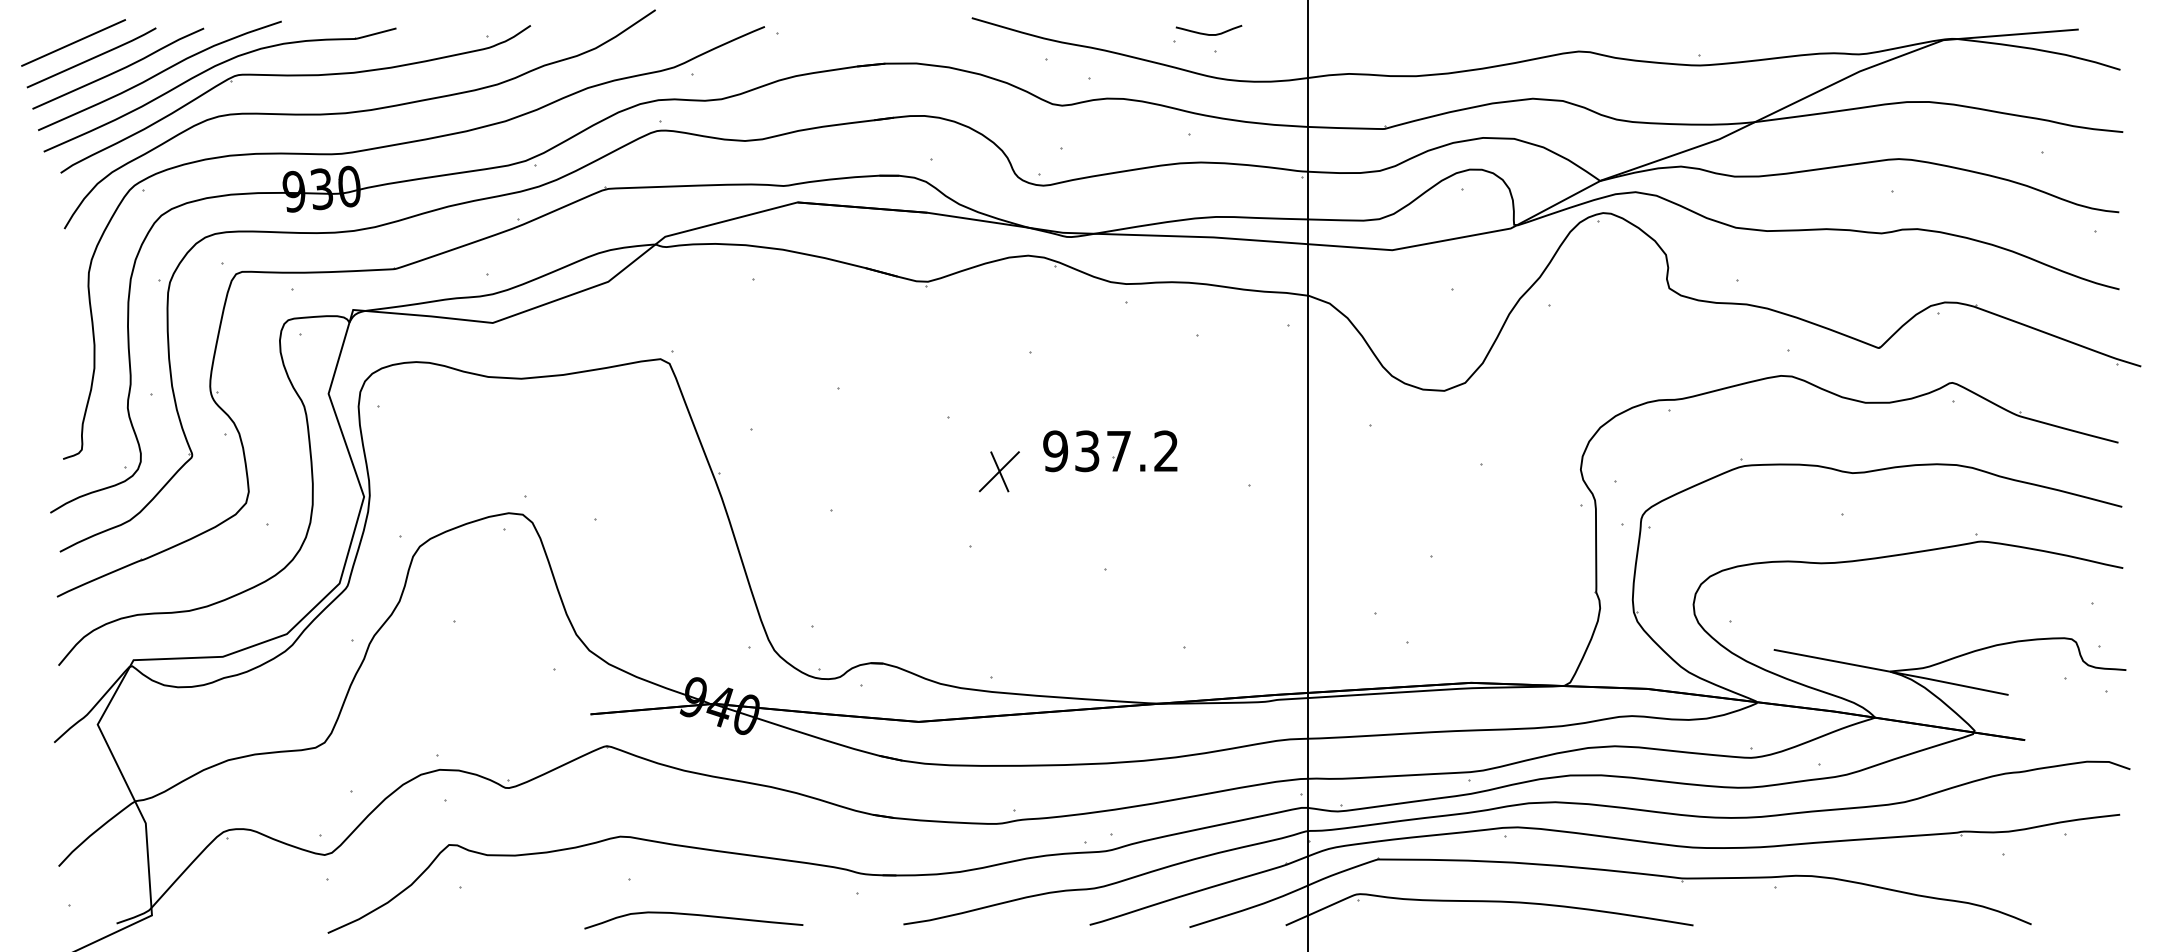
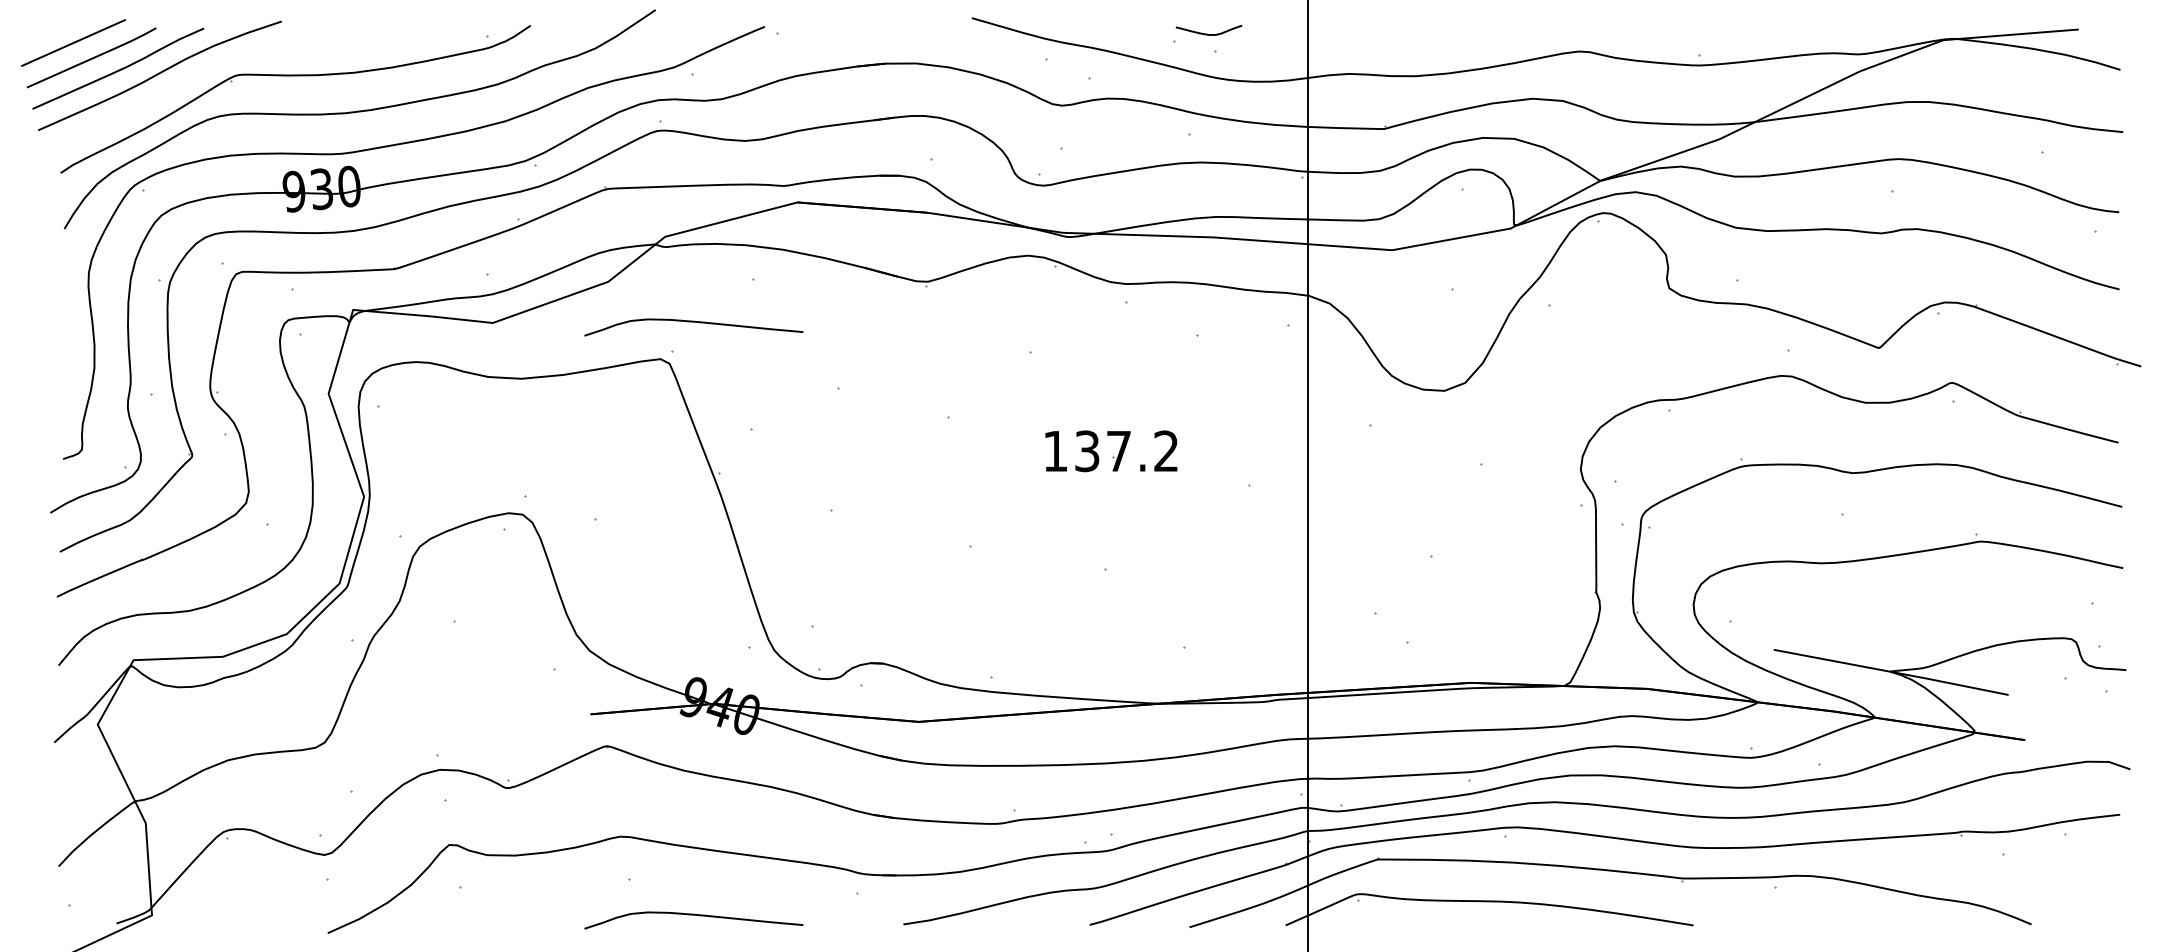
part: present -> none (209, 70)
curve: none -> present (693, 322)
text: 937.2 -> 137.2 (1055, 451)
part: present -> none (998, 471)
